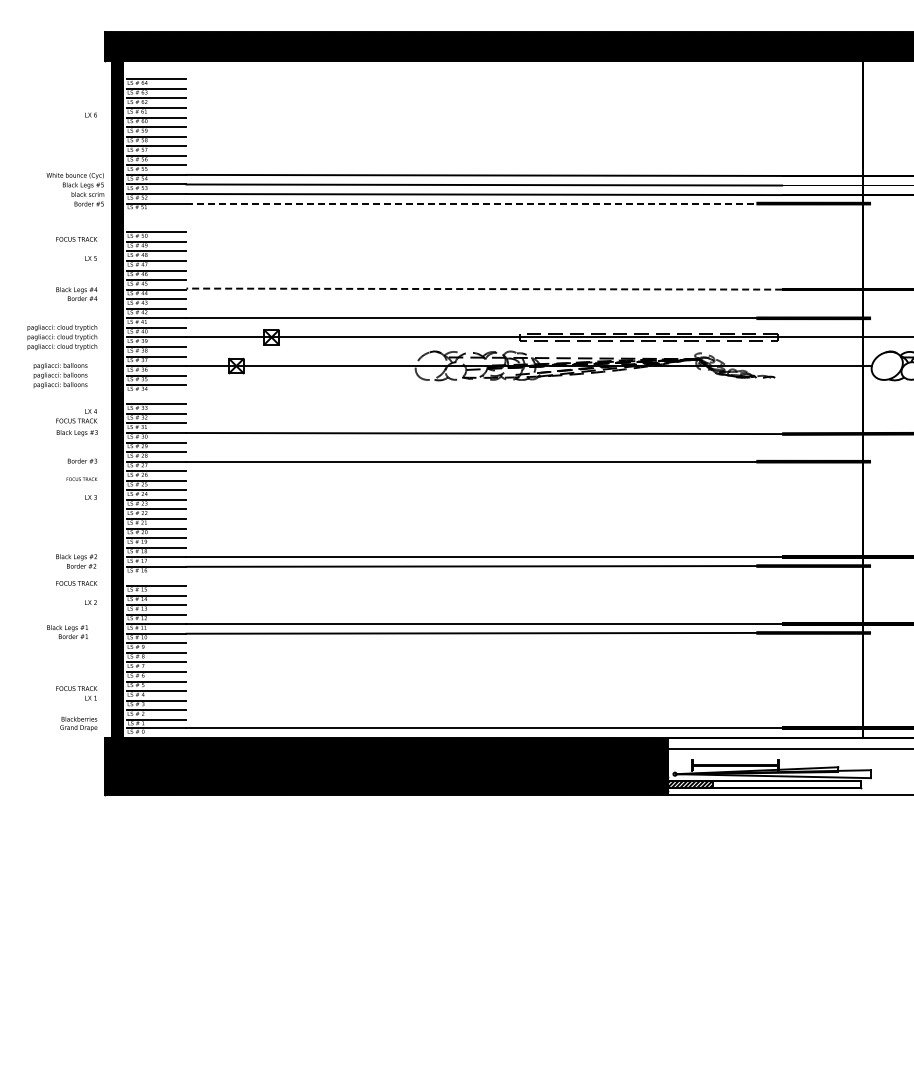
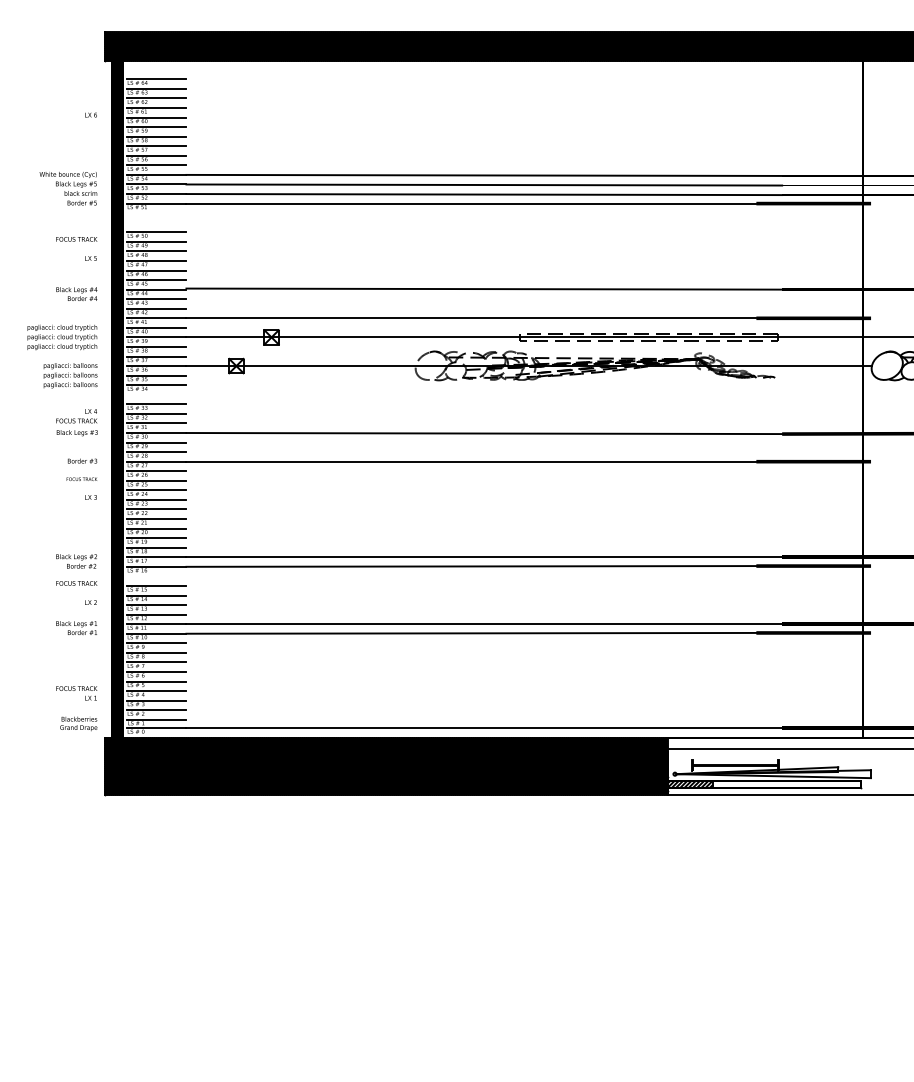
text position: (75, 189) -> (68, 188) (68, 188)
line: dashed -> solid (471, 203)
line: dashed -> solid (484, 289)
text position: (60, 375) -> (70, 375) (70, 375)
text position: (67, 632) -> (76, 628) (76, 628)
